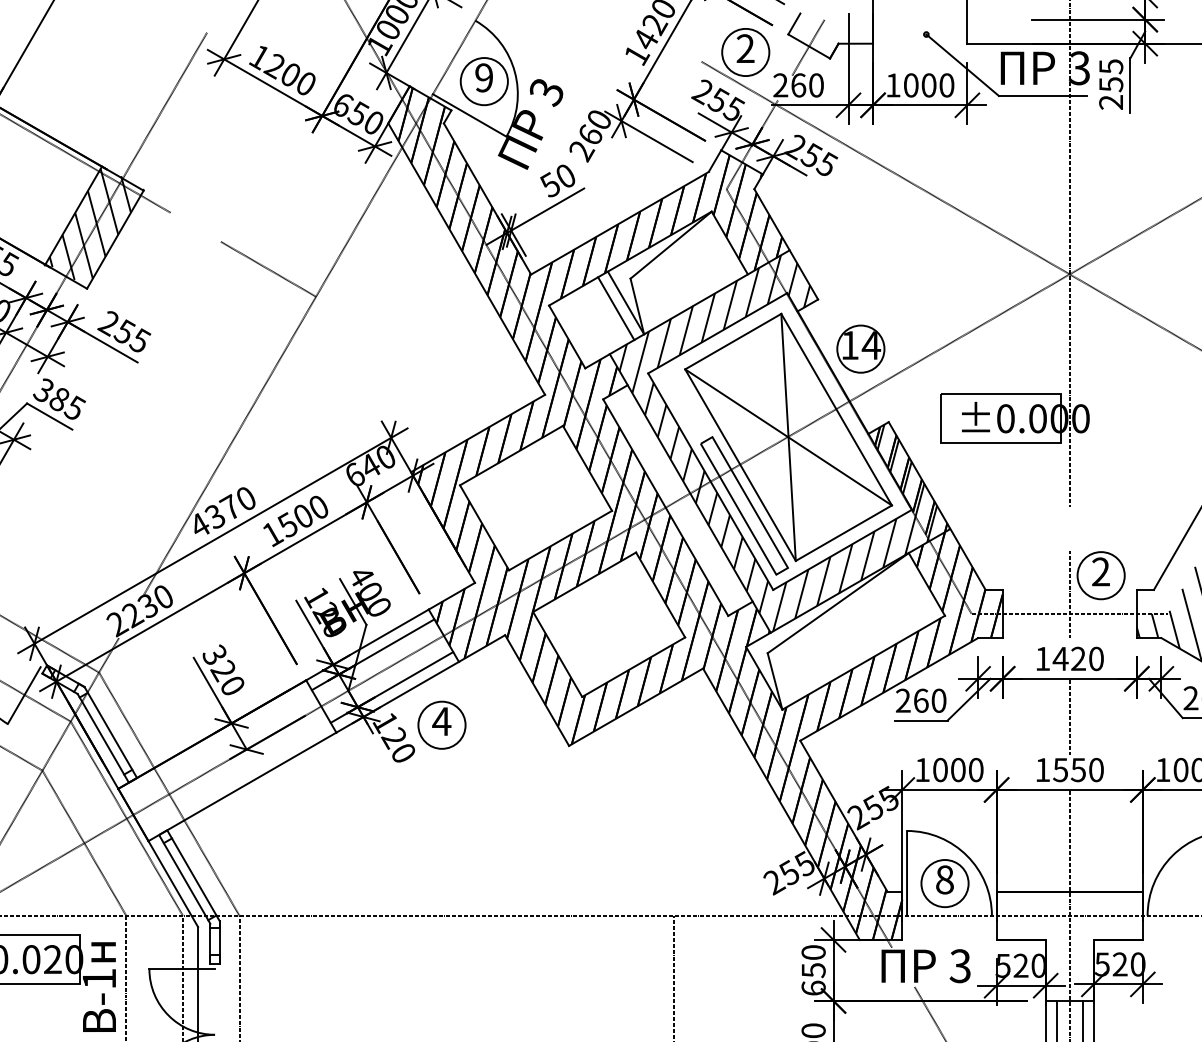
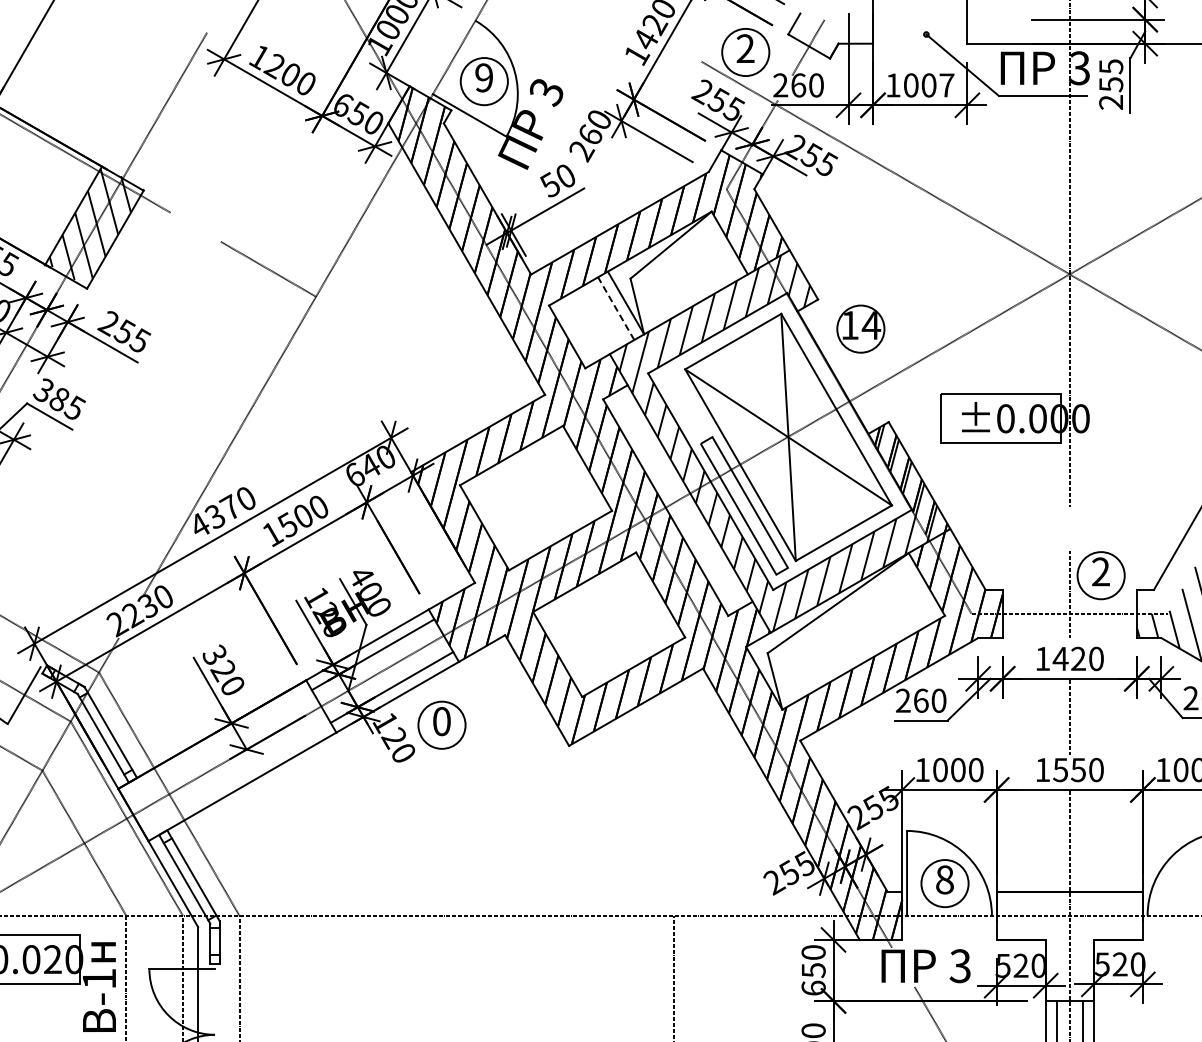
text: 1000 -> 1007 (946, 85)
line: solid -> dashed (615, 308)
part position: (860, 348) -> (860, 328) (860, 328)
text: 4 -> 0 (441, 721)
